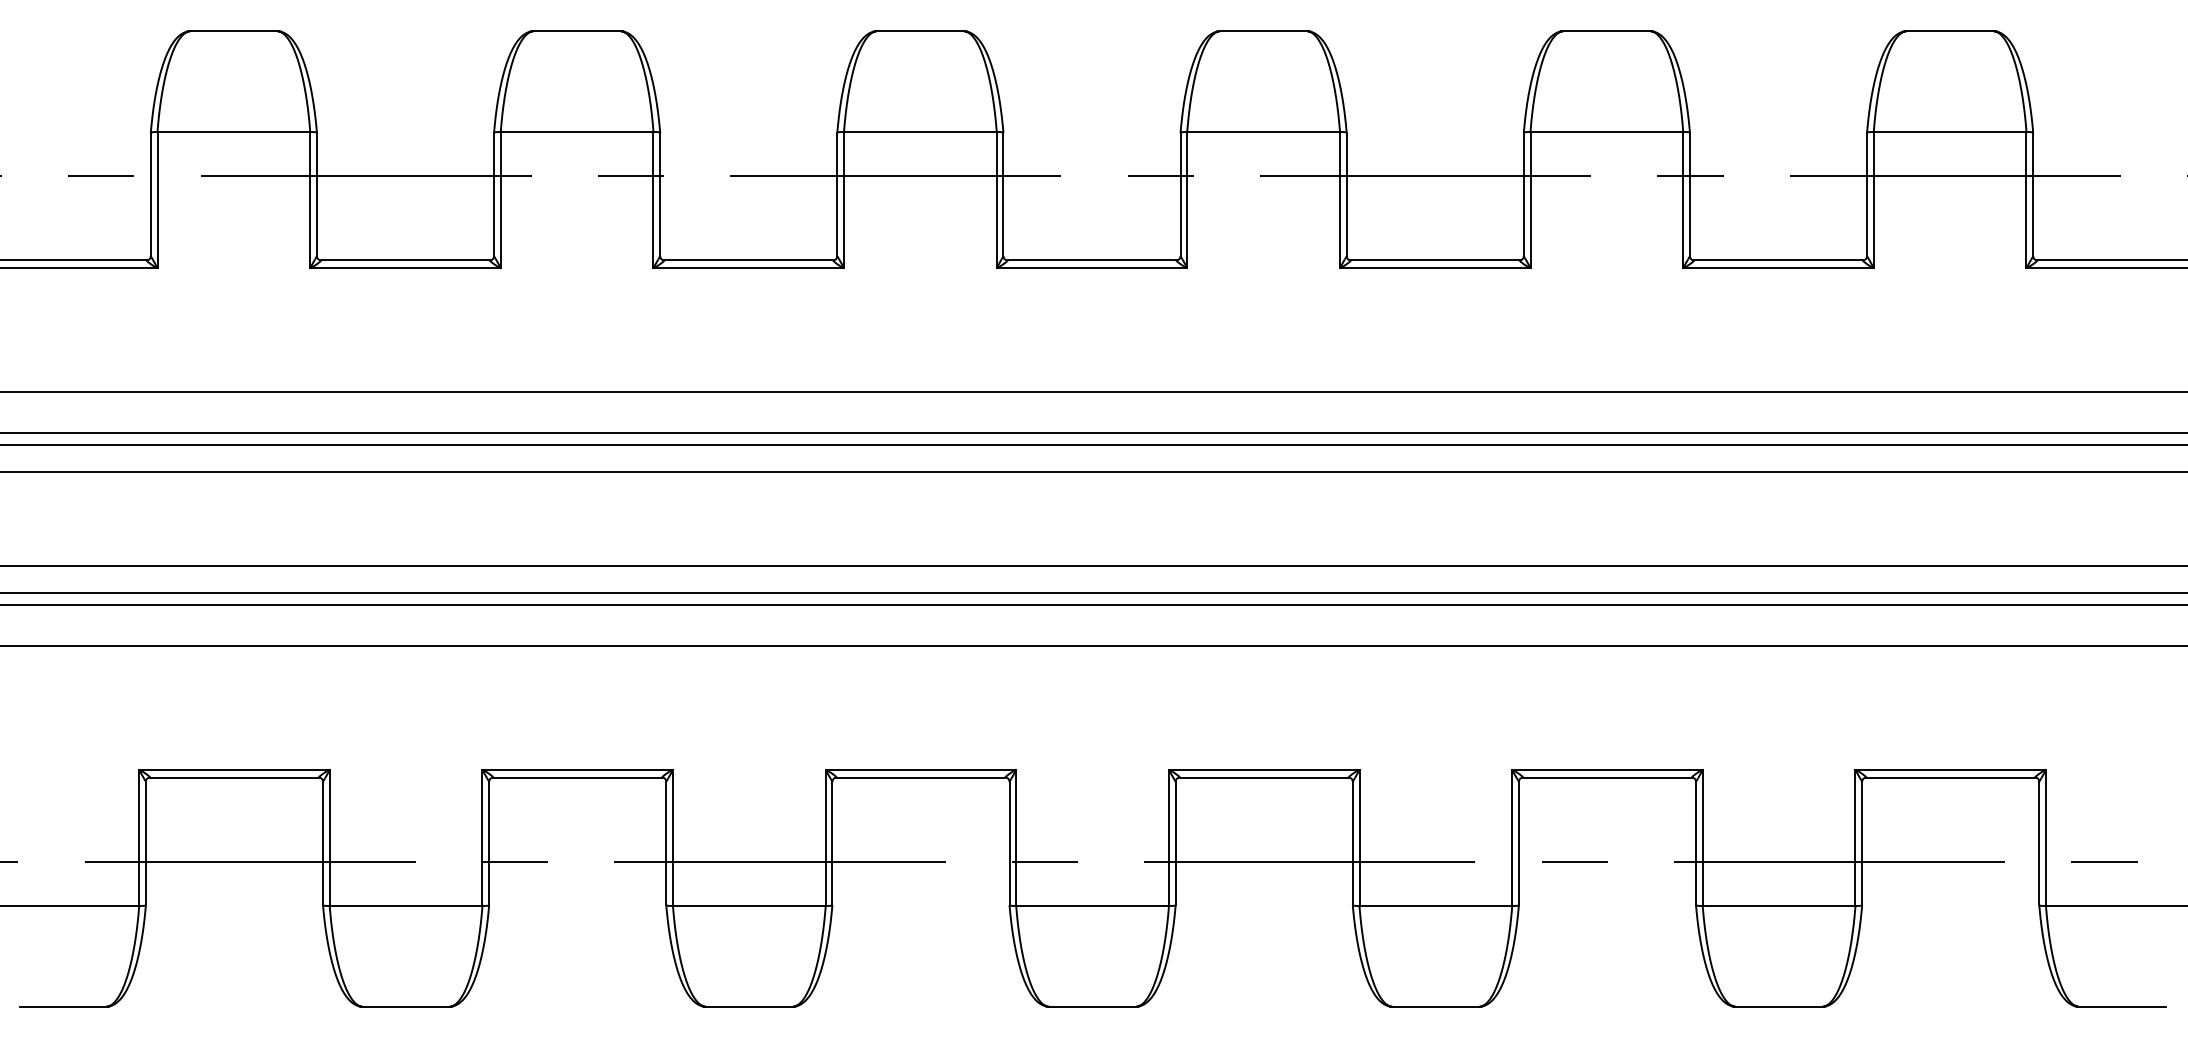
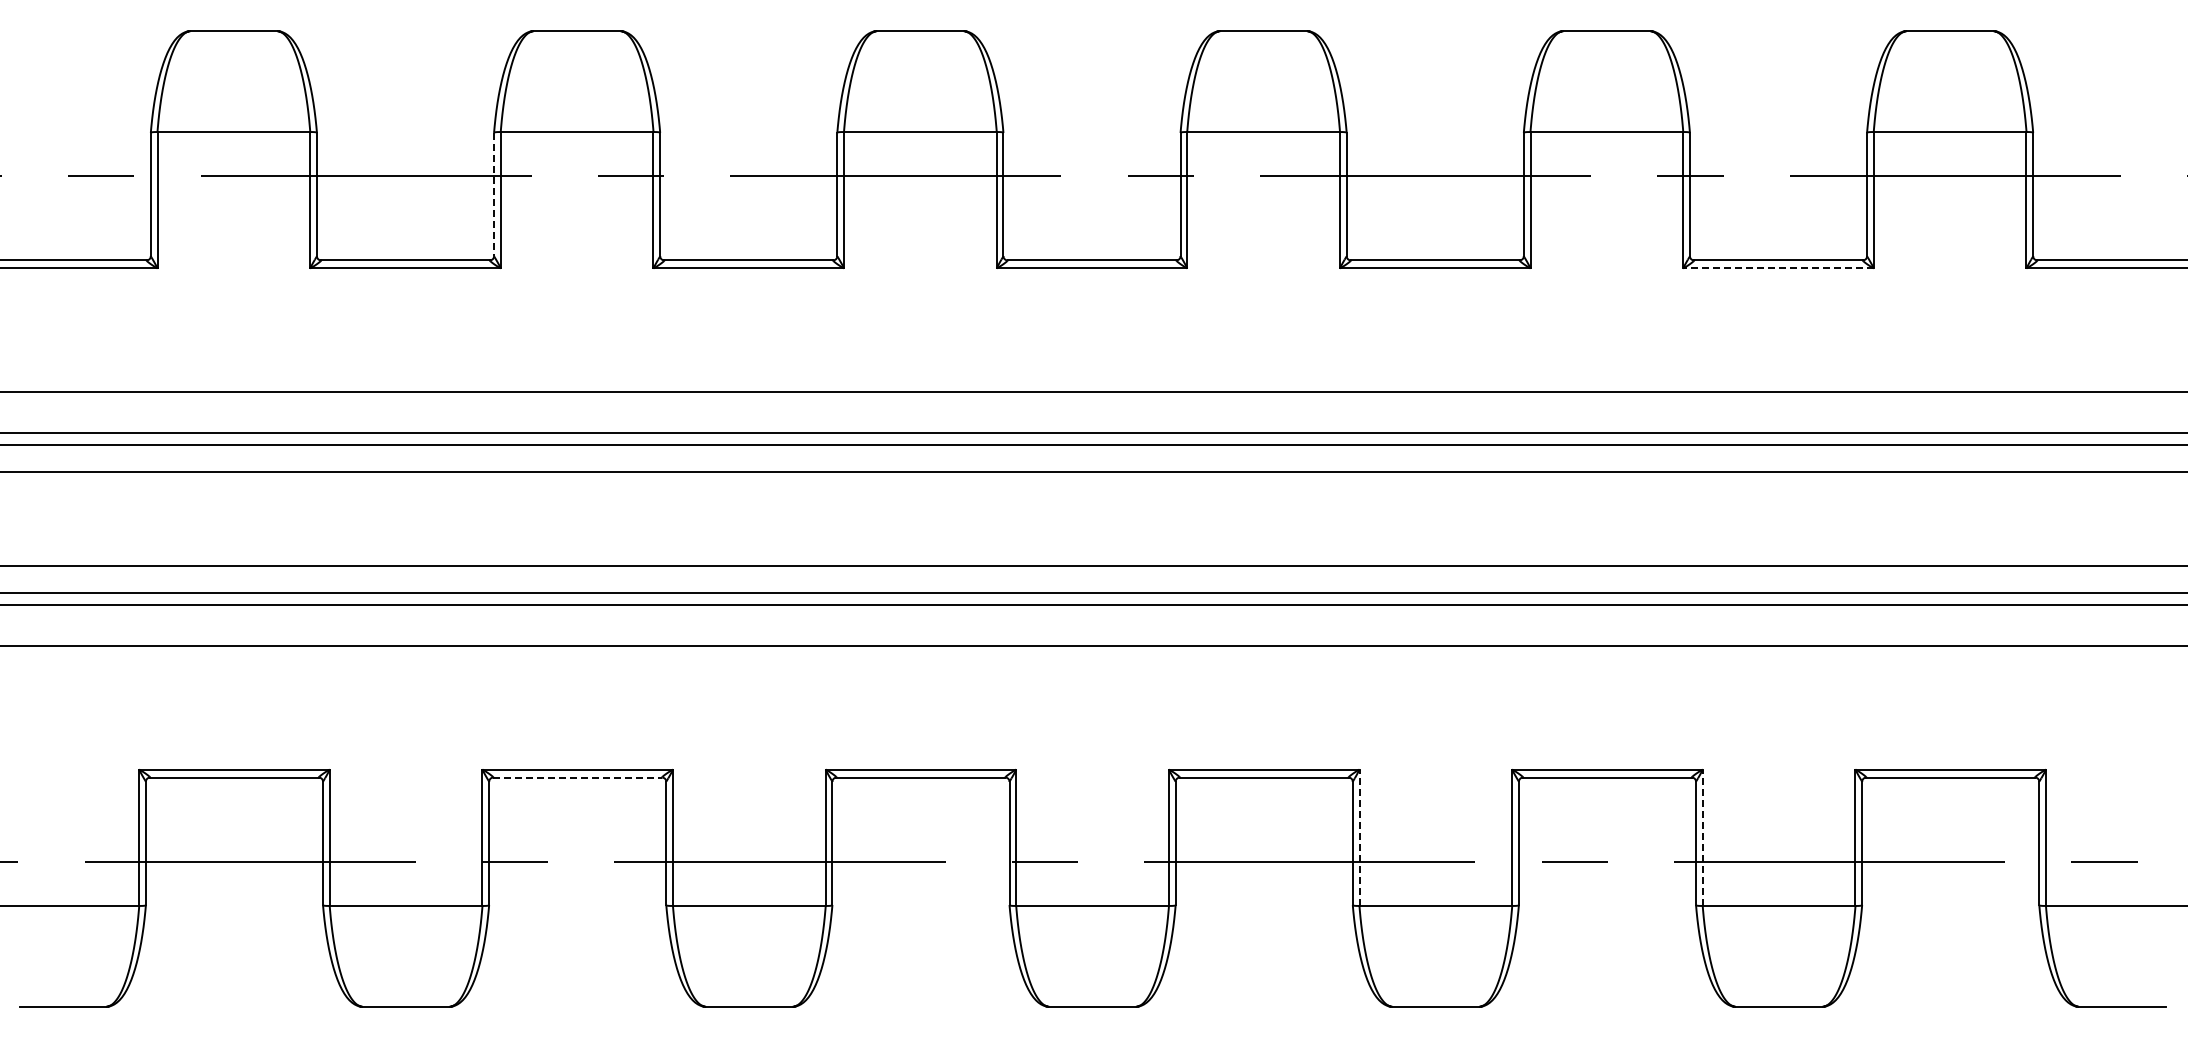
line: solid -> dashed (494, 194)
line: solid -> dashed (1778, 268)
line: solid -> dashed (577, 777)
line: solid -> dashed (1359, 837)
line: solid -> dashed (1702, 837)
